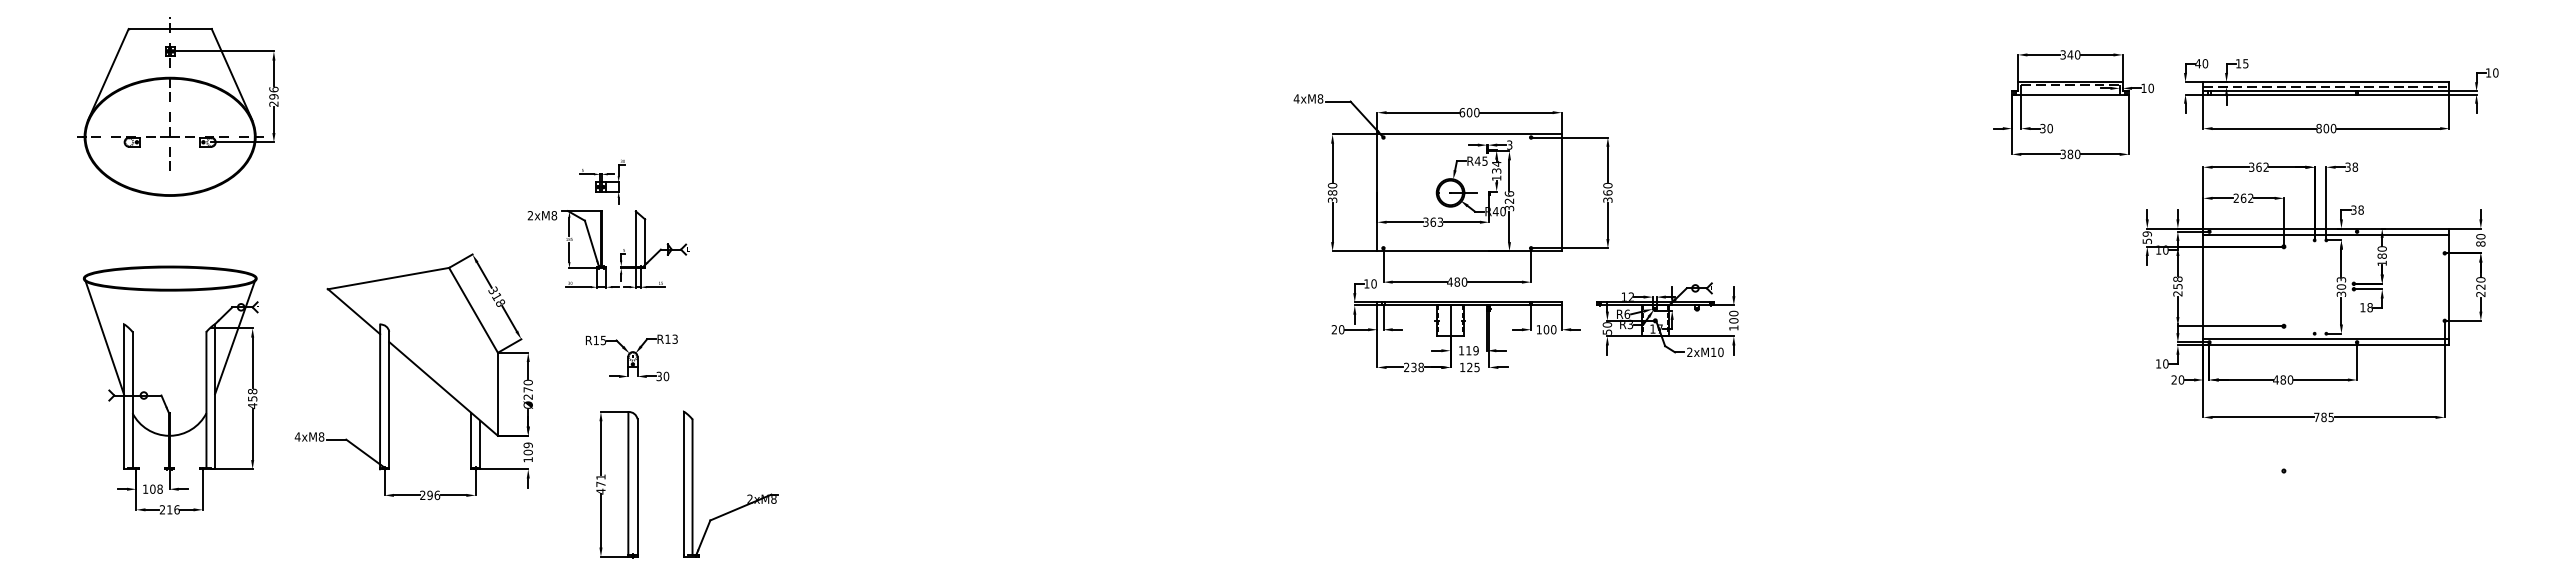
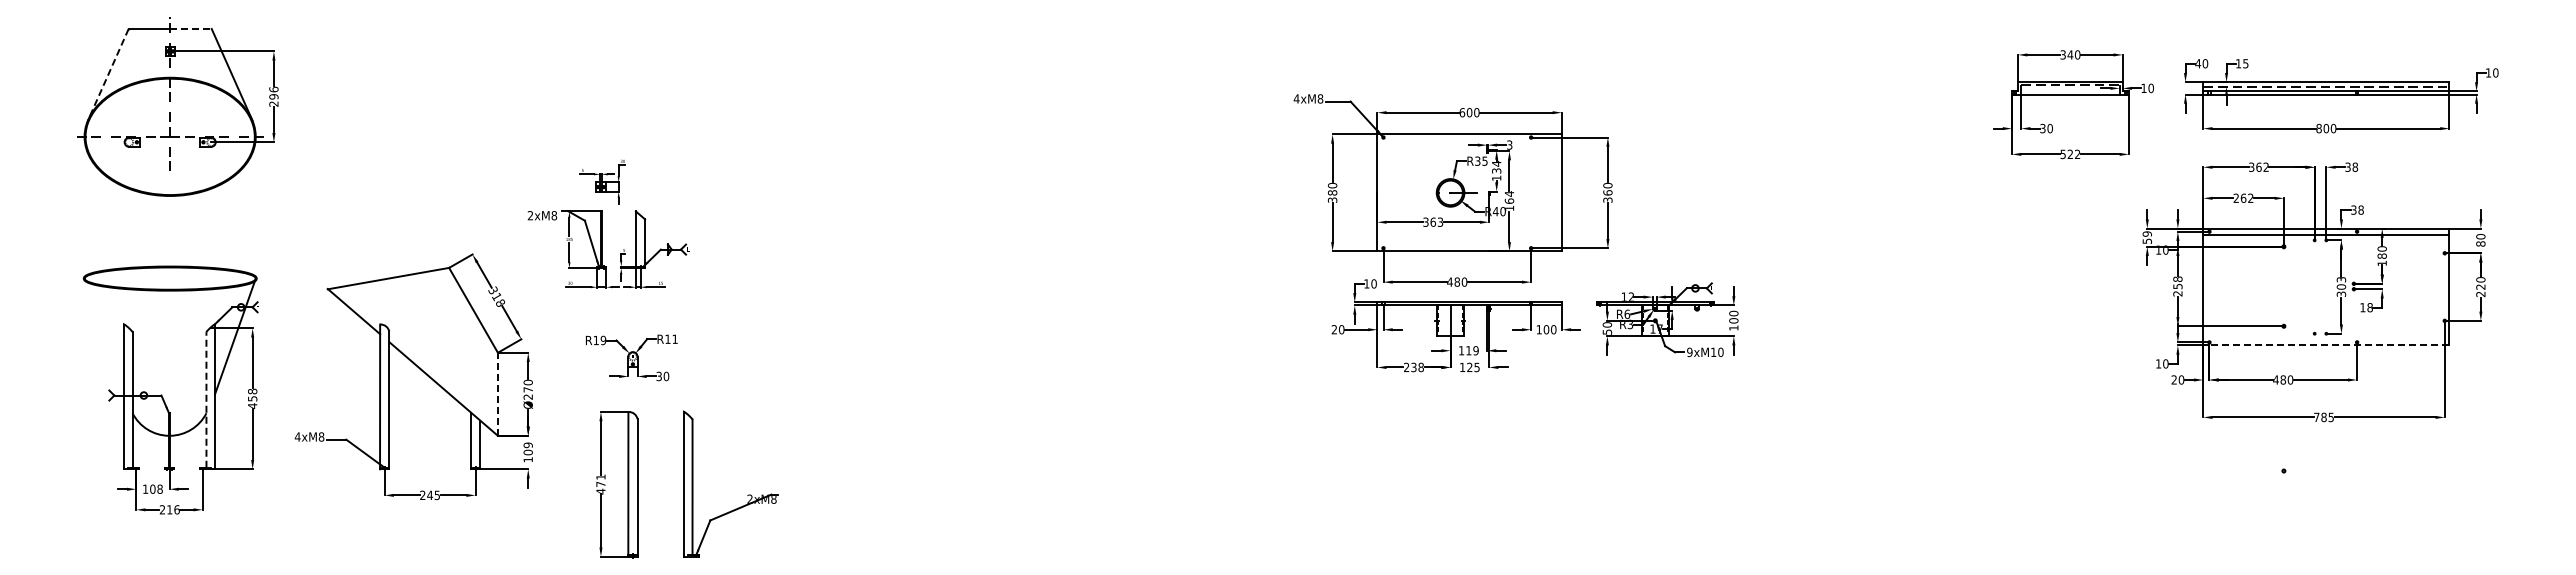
line: solid -> dashed (190, 29)
line: solid -> dashed (108, 74)
text: 380 -> 522 (2070, 154)
text: R45 -> R35 (1477, 160)
text: 326 -> 164 (1509, 201)
line: present -> none (103, 336)
text: R13 -> R11 (674, 338)
text: R15 -> R19 (603, 339)
line: present -> none (2326, 339)
line: solid -> dashed (2325, 345)
text: 2xM10 -> 9xM10 (1689, 352)
line: solid -> dashed (497, 394)
line: solid -> dashed (206, 399)
text: 296 -> 245 (433, 495)
